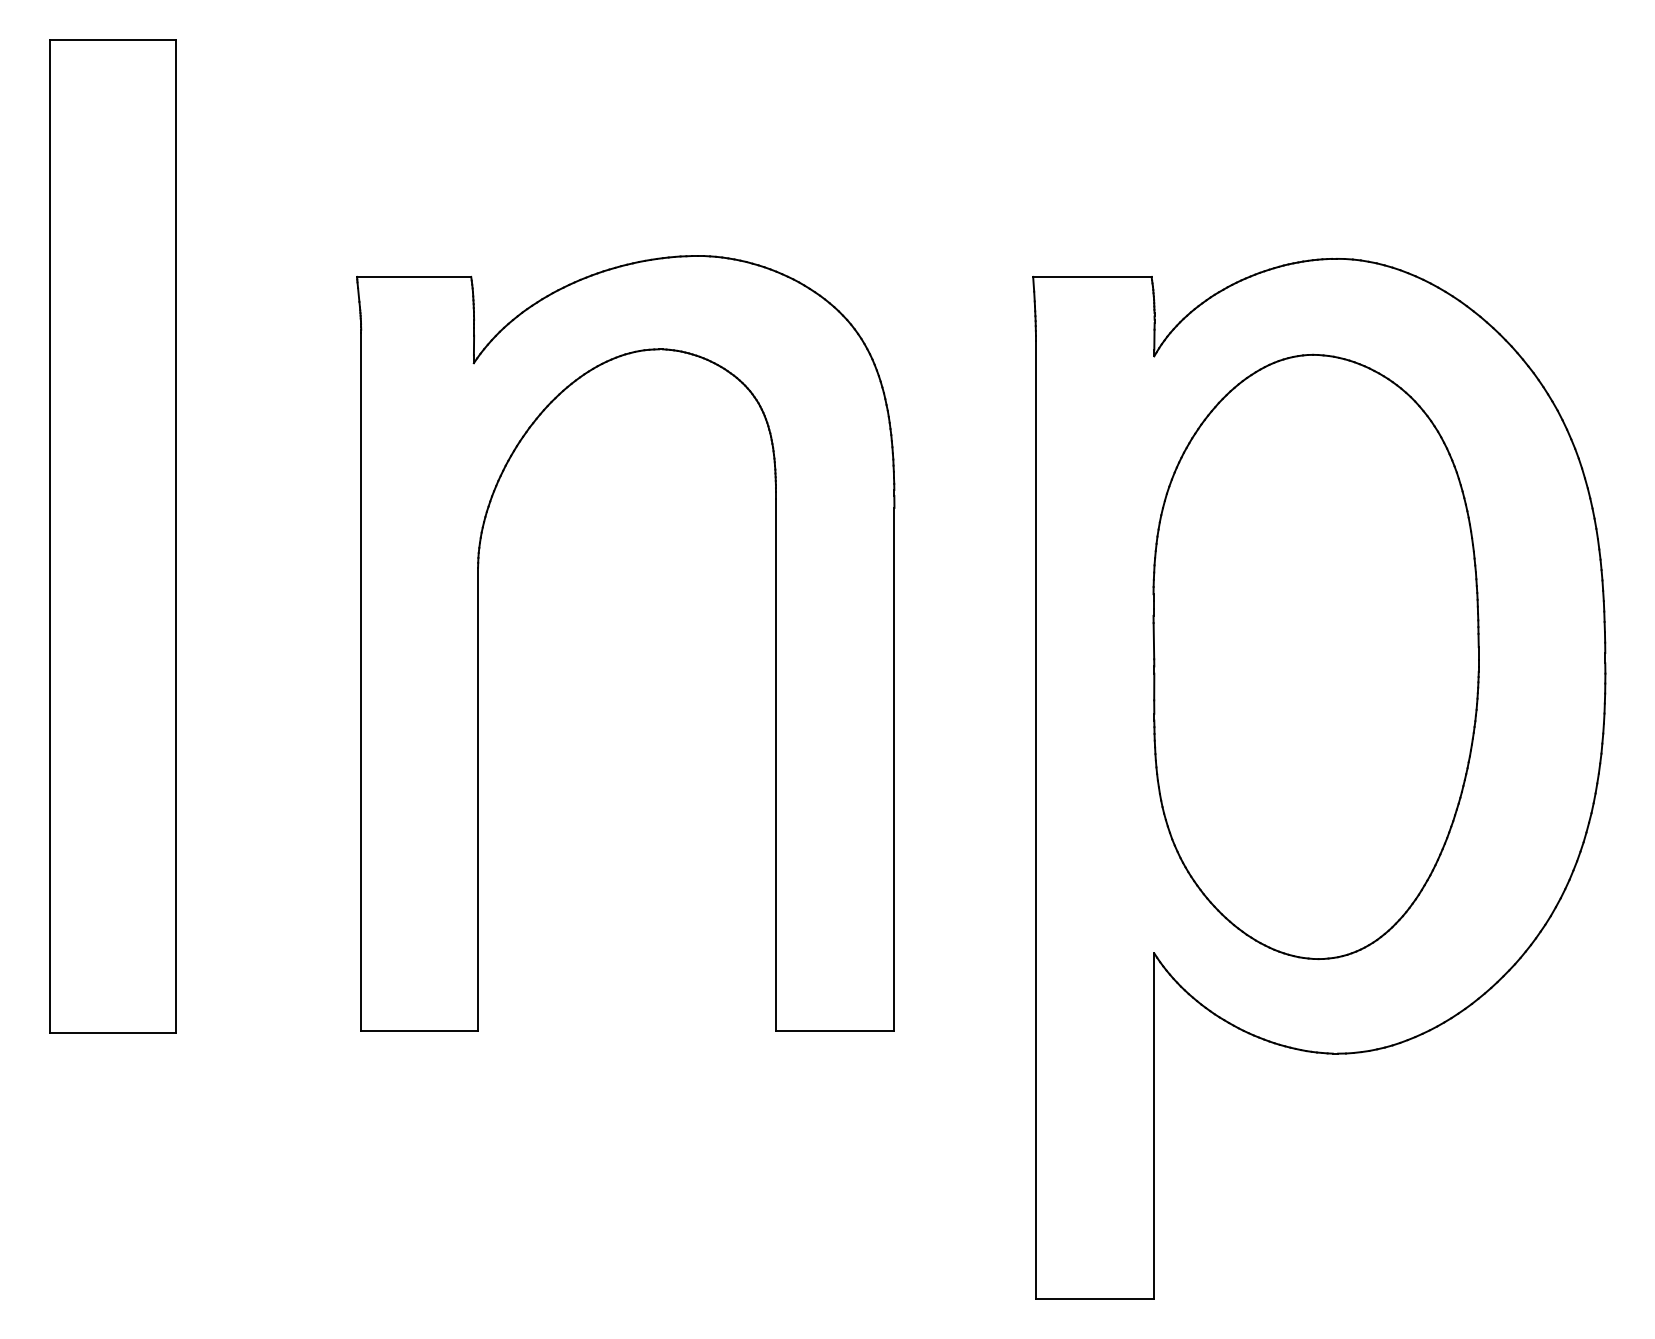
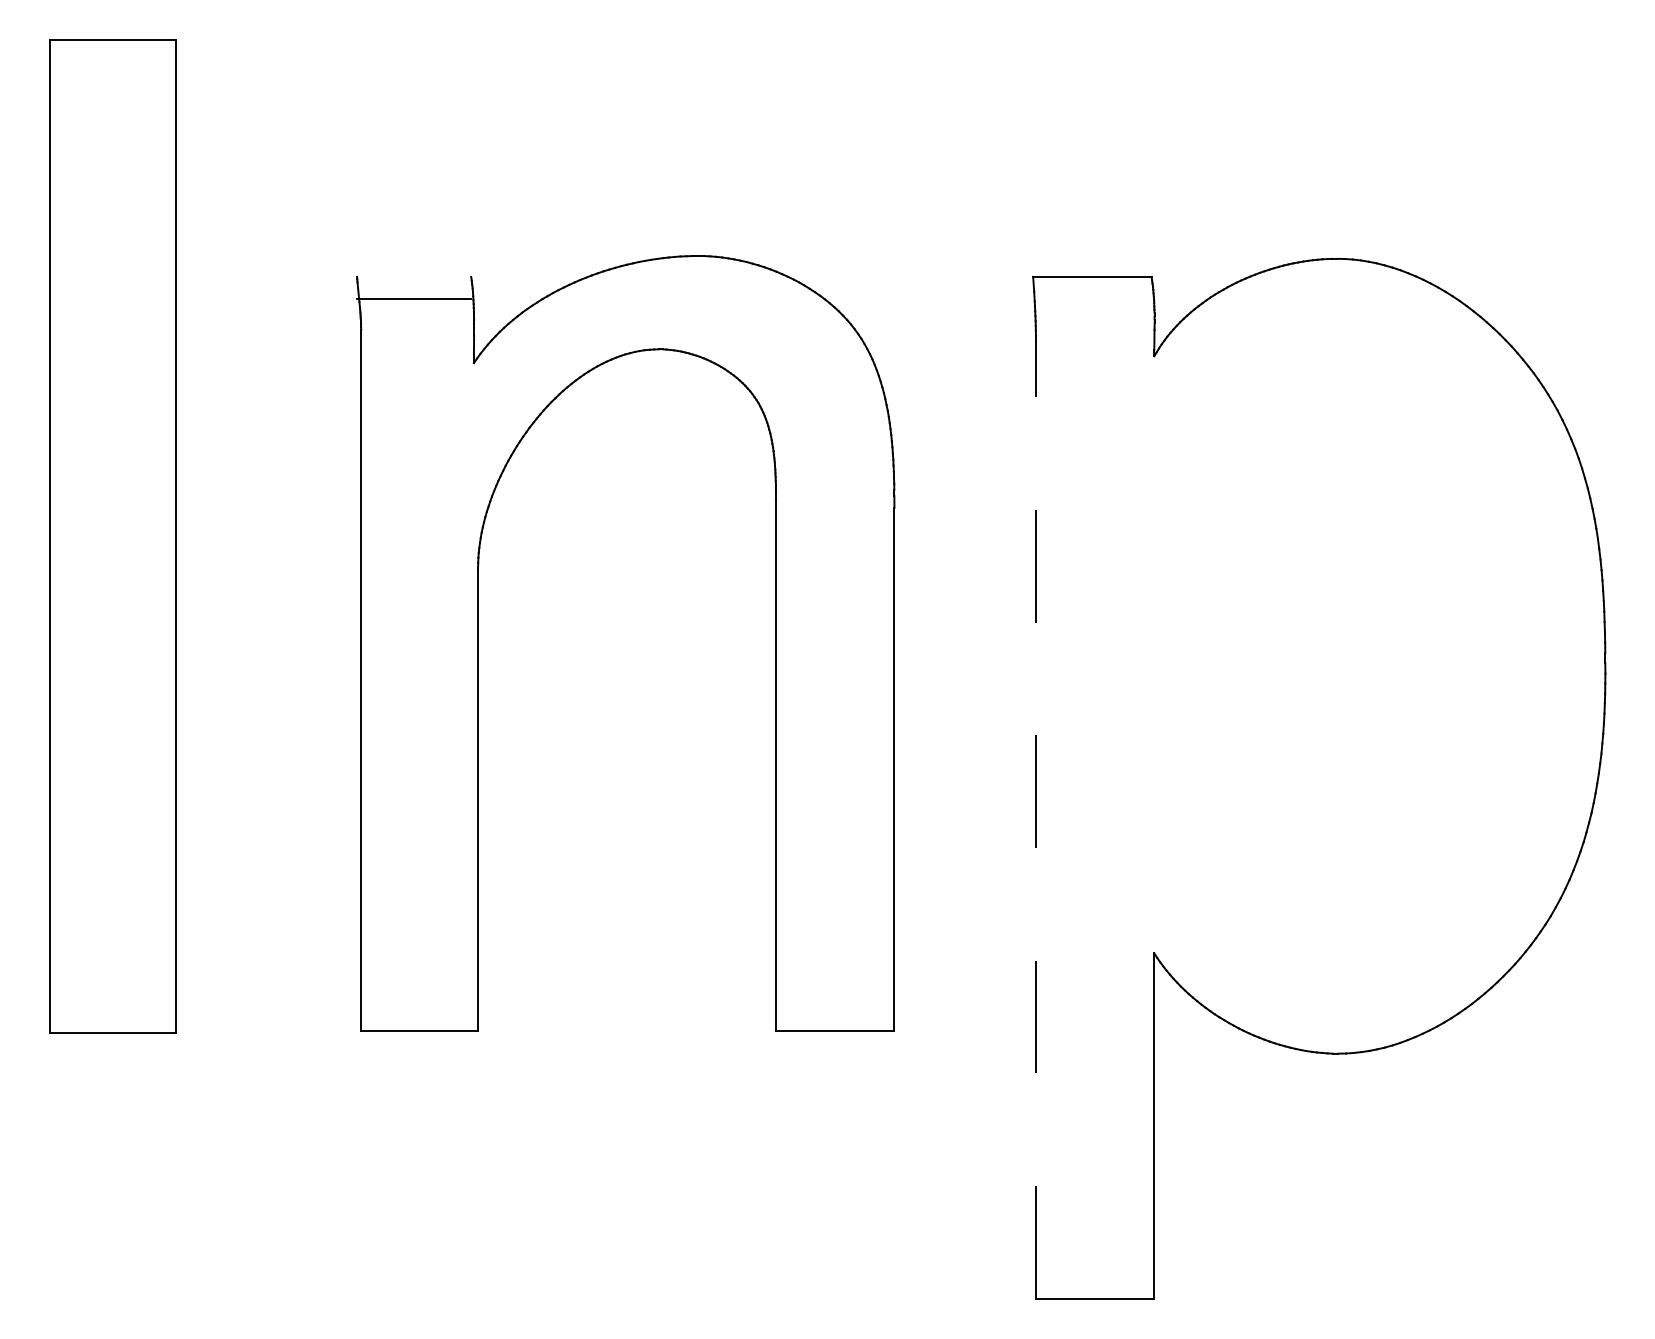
line position: (414, 276) -> (414, 298) (414, 298)
part: present -> none (1315, 656)
line: solid -> dashed (1035, 819)
